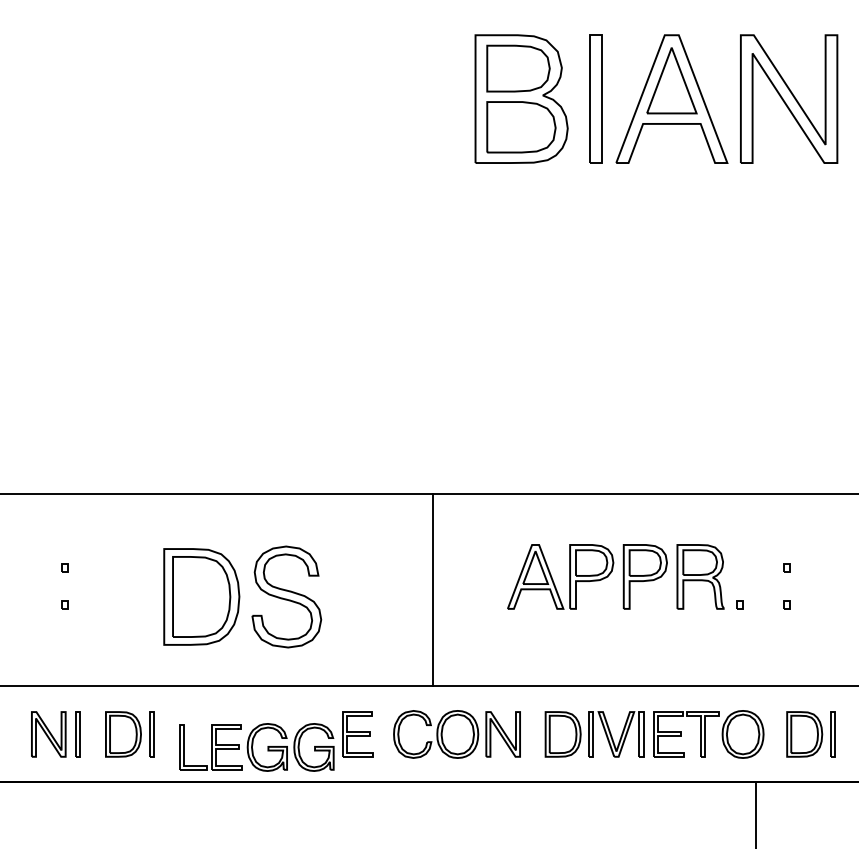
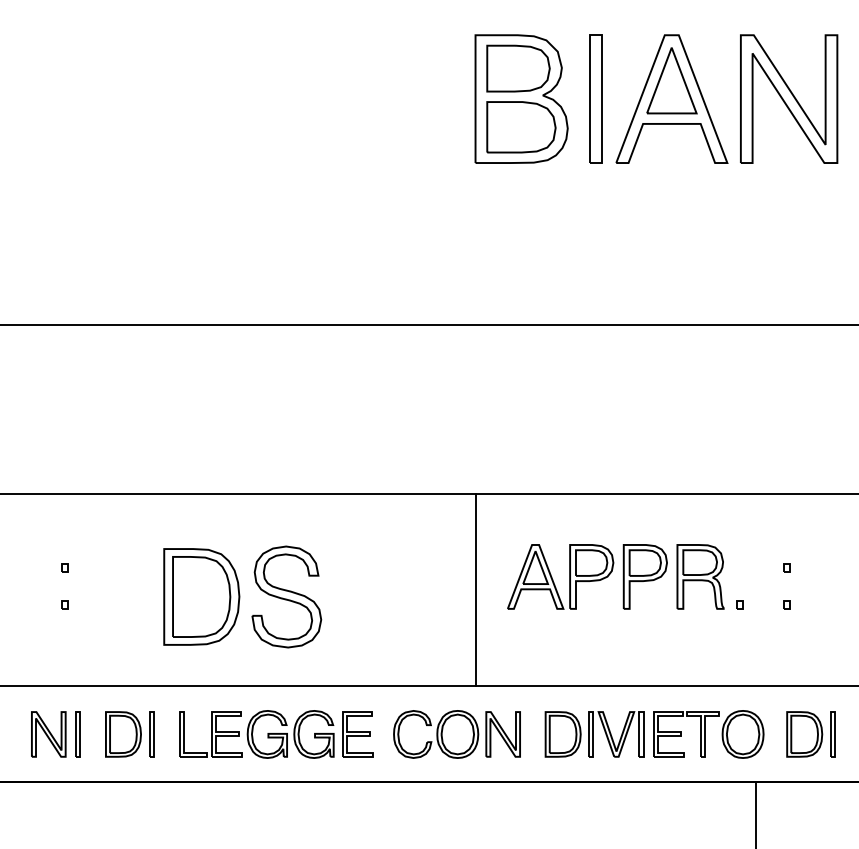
line: none -> present (428, 324)
line position: (433, 589) -> (476, 589) (476, 589)
part position: (256, 747) -> (256, 734) (256, 734)
